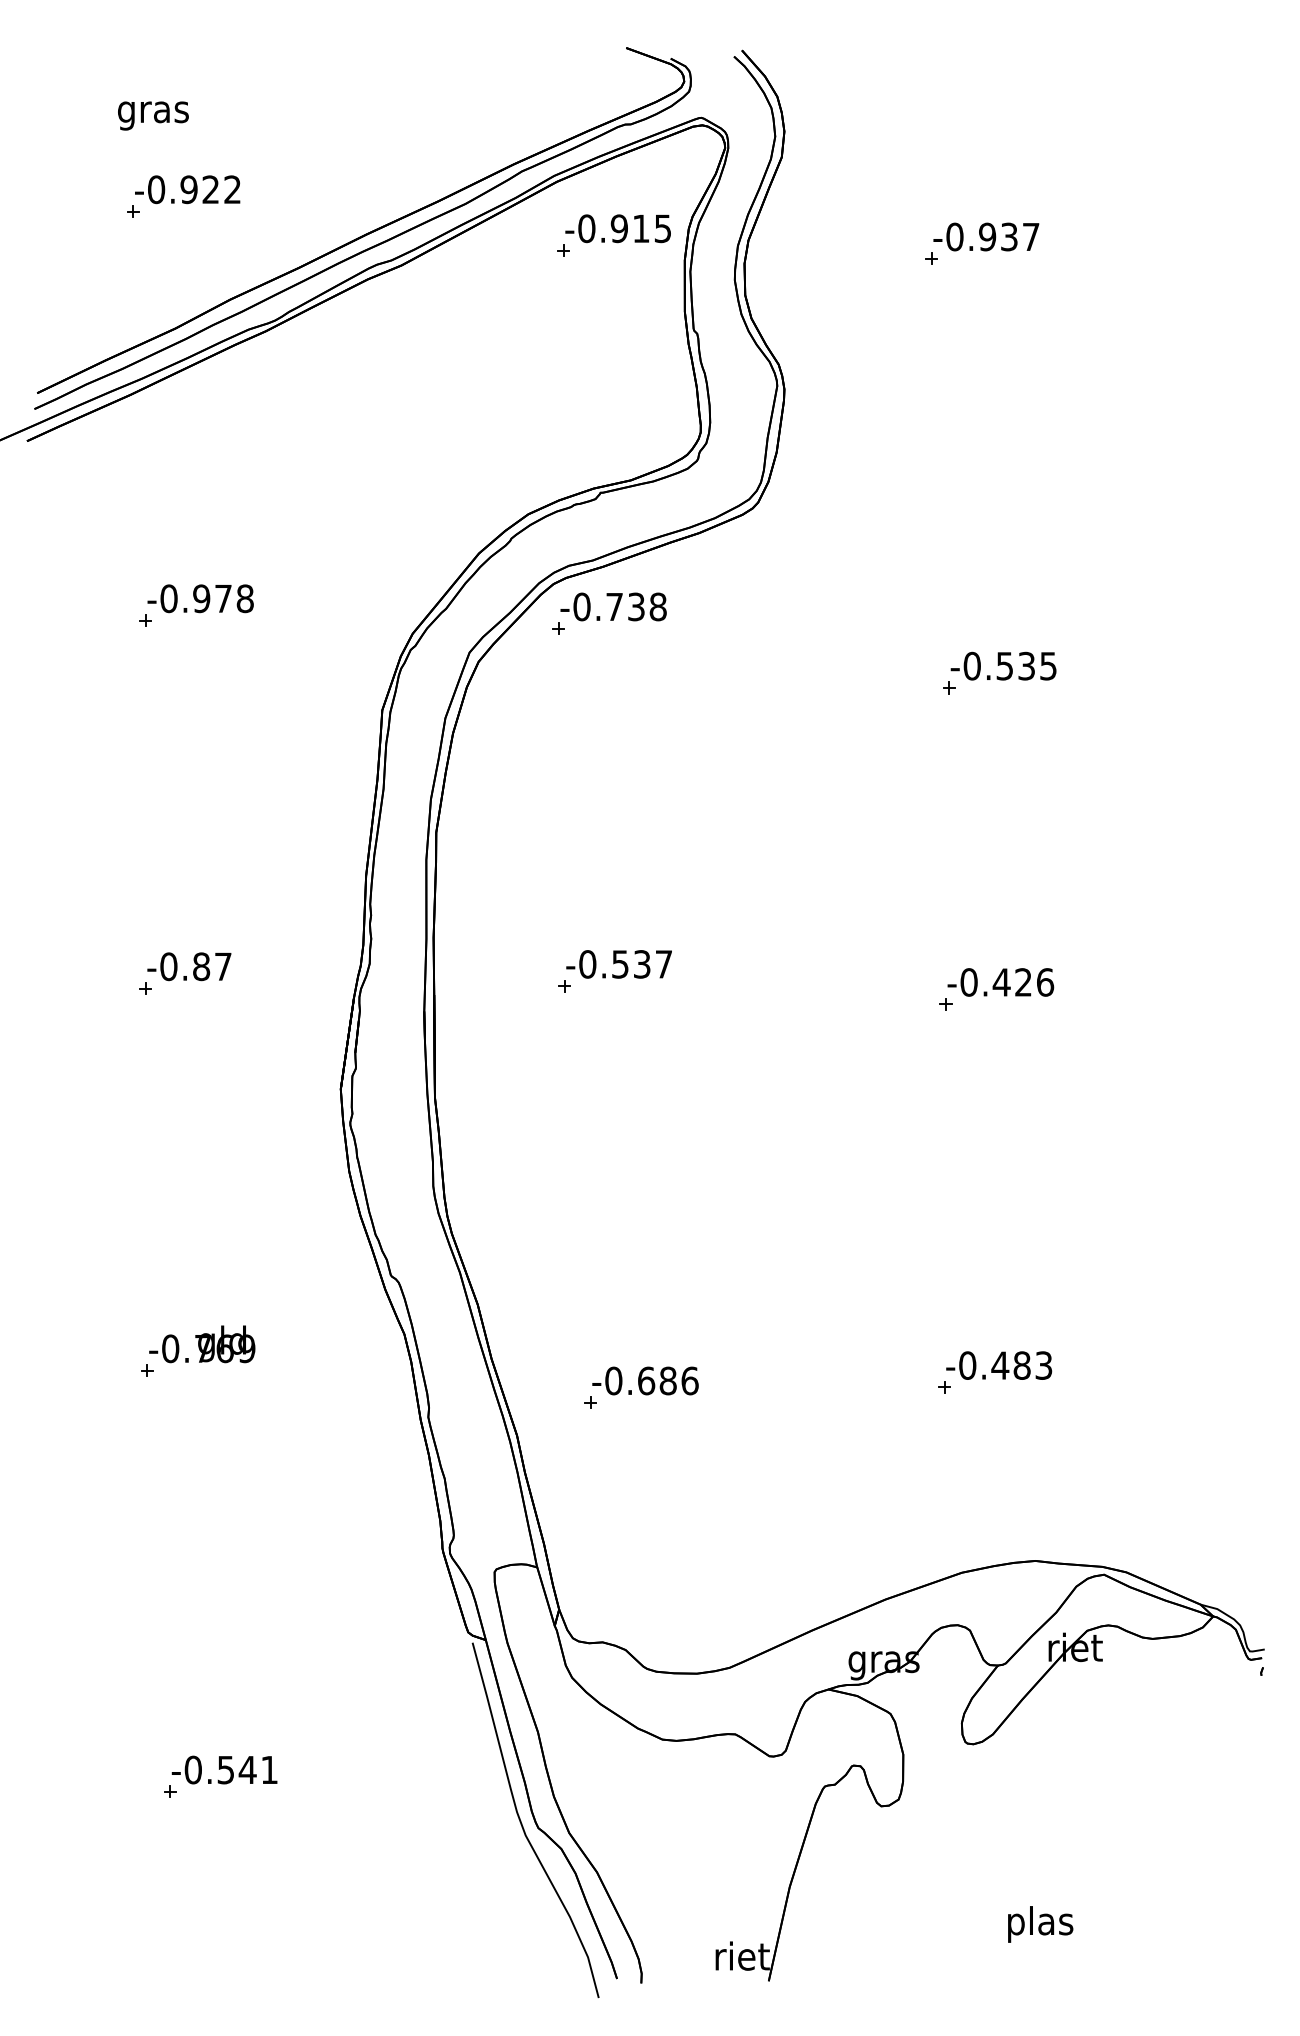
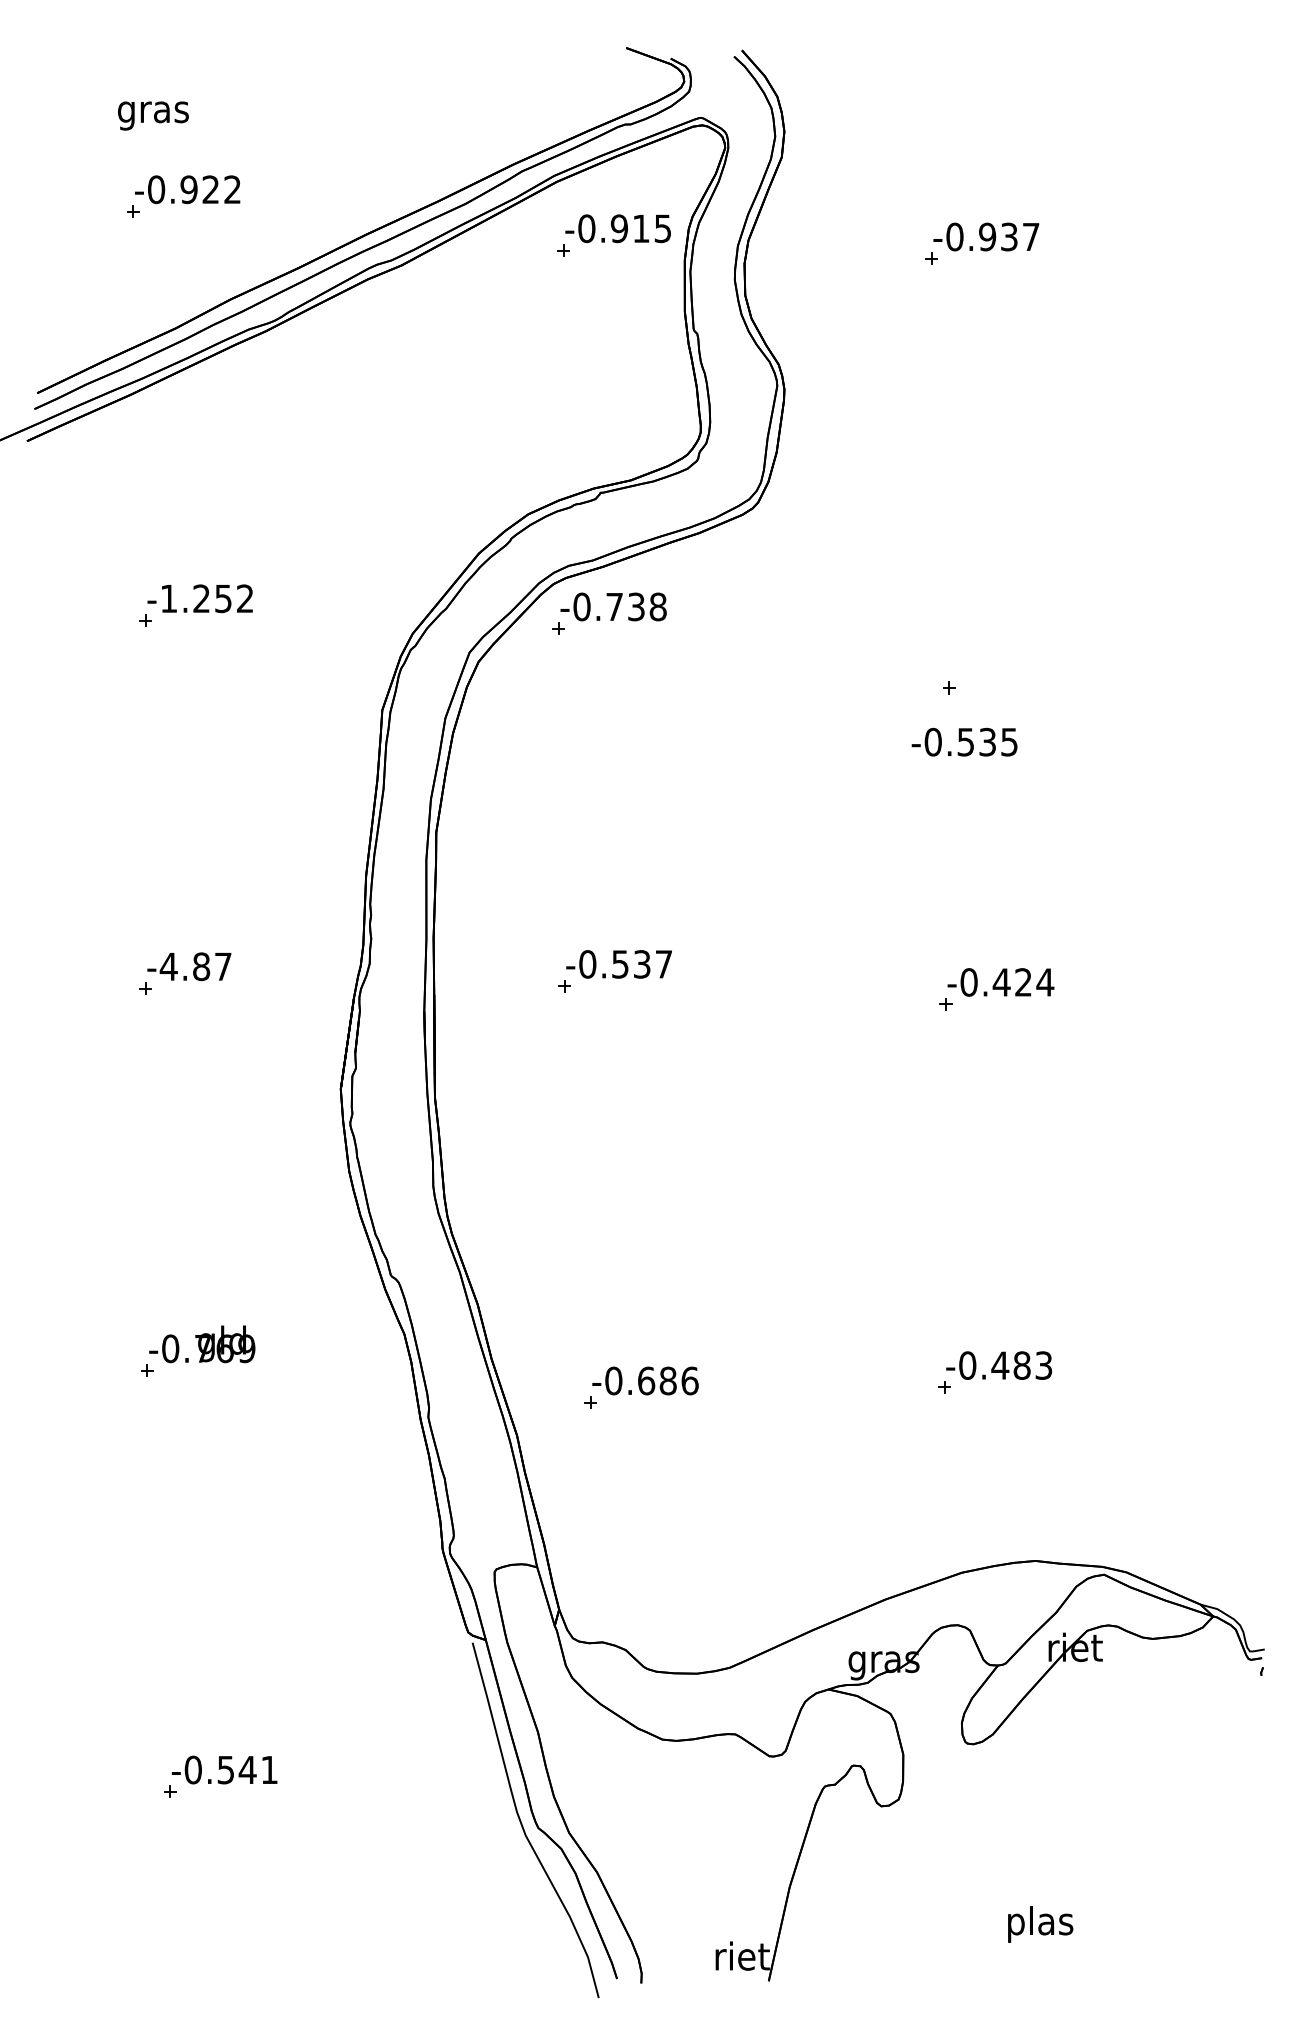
text: -0.978 -> -1.252 (206, 598)
text position: (1003, 665) -> (964, 741) (964, 741)
text: -0.87 -> -4.87 (168, 966)
text: -0.426 -> -0.424 (1045, 982)
